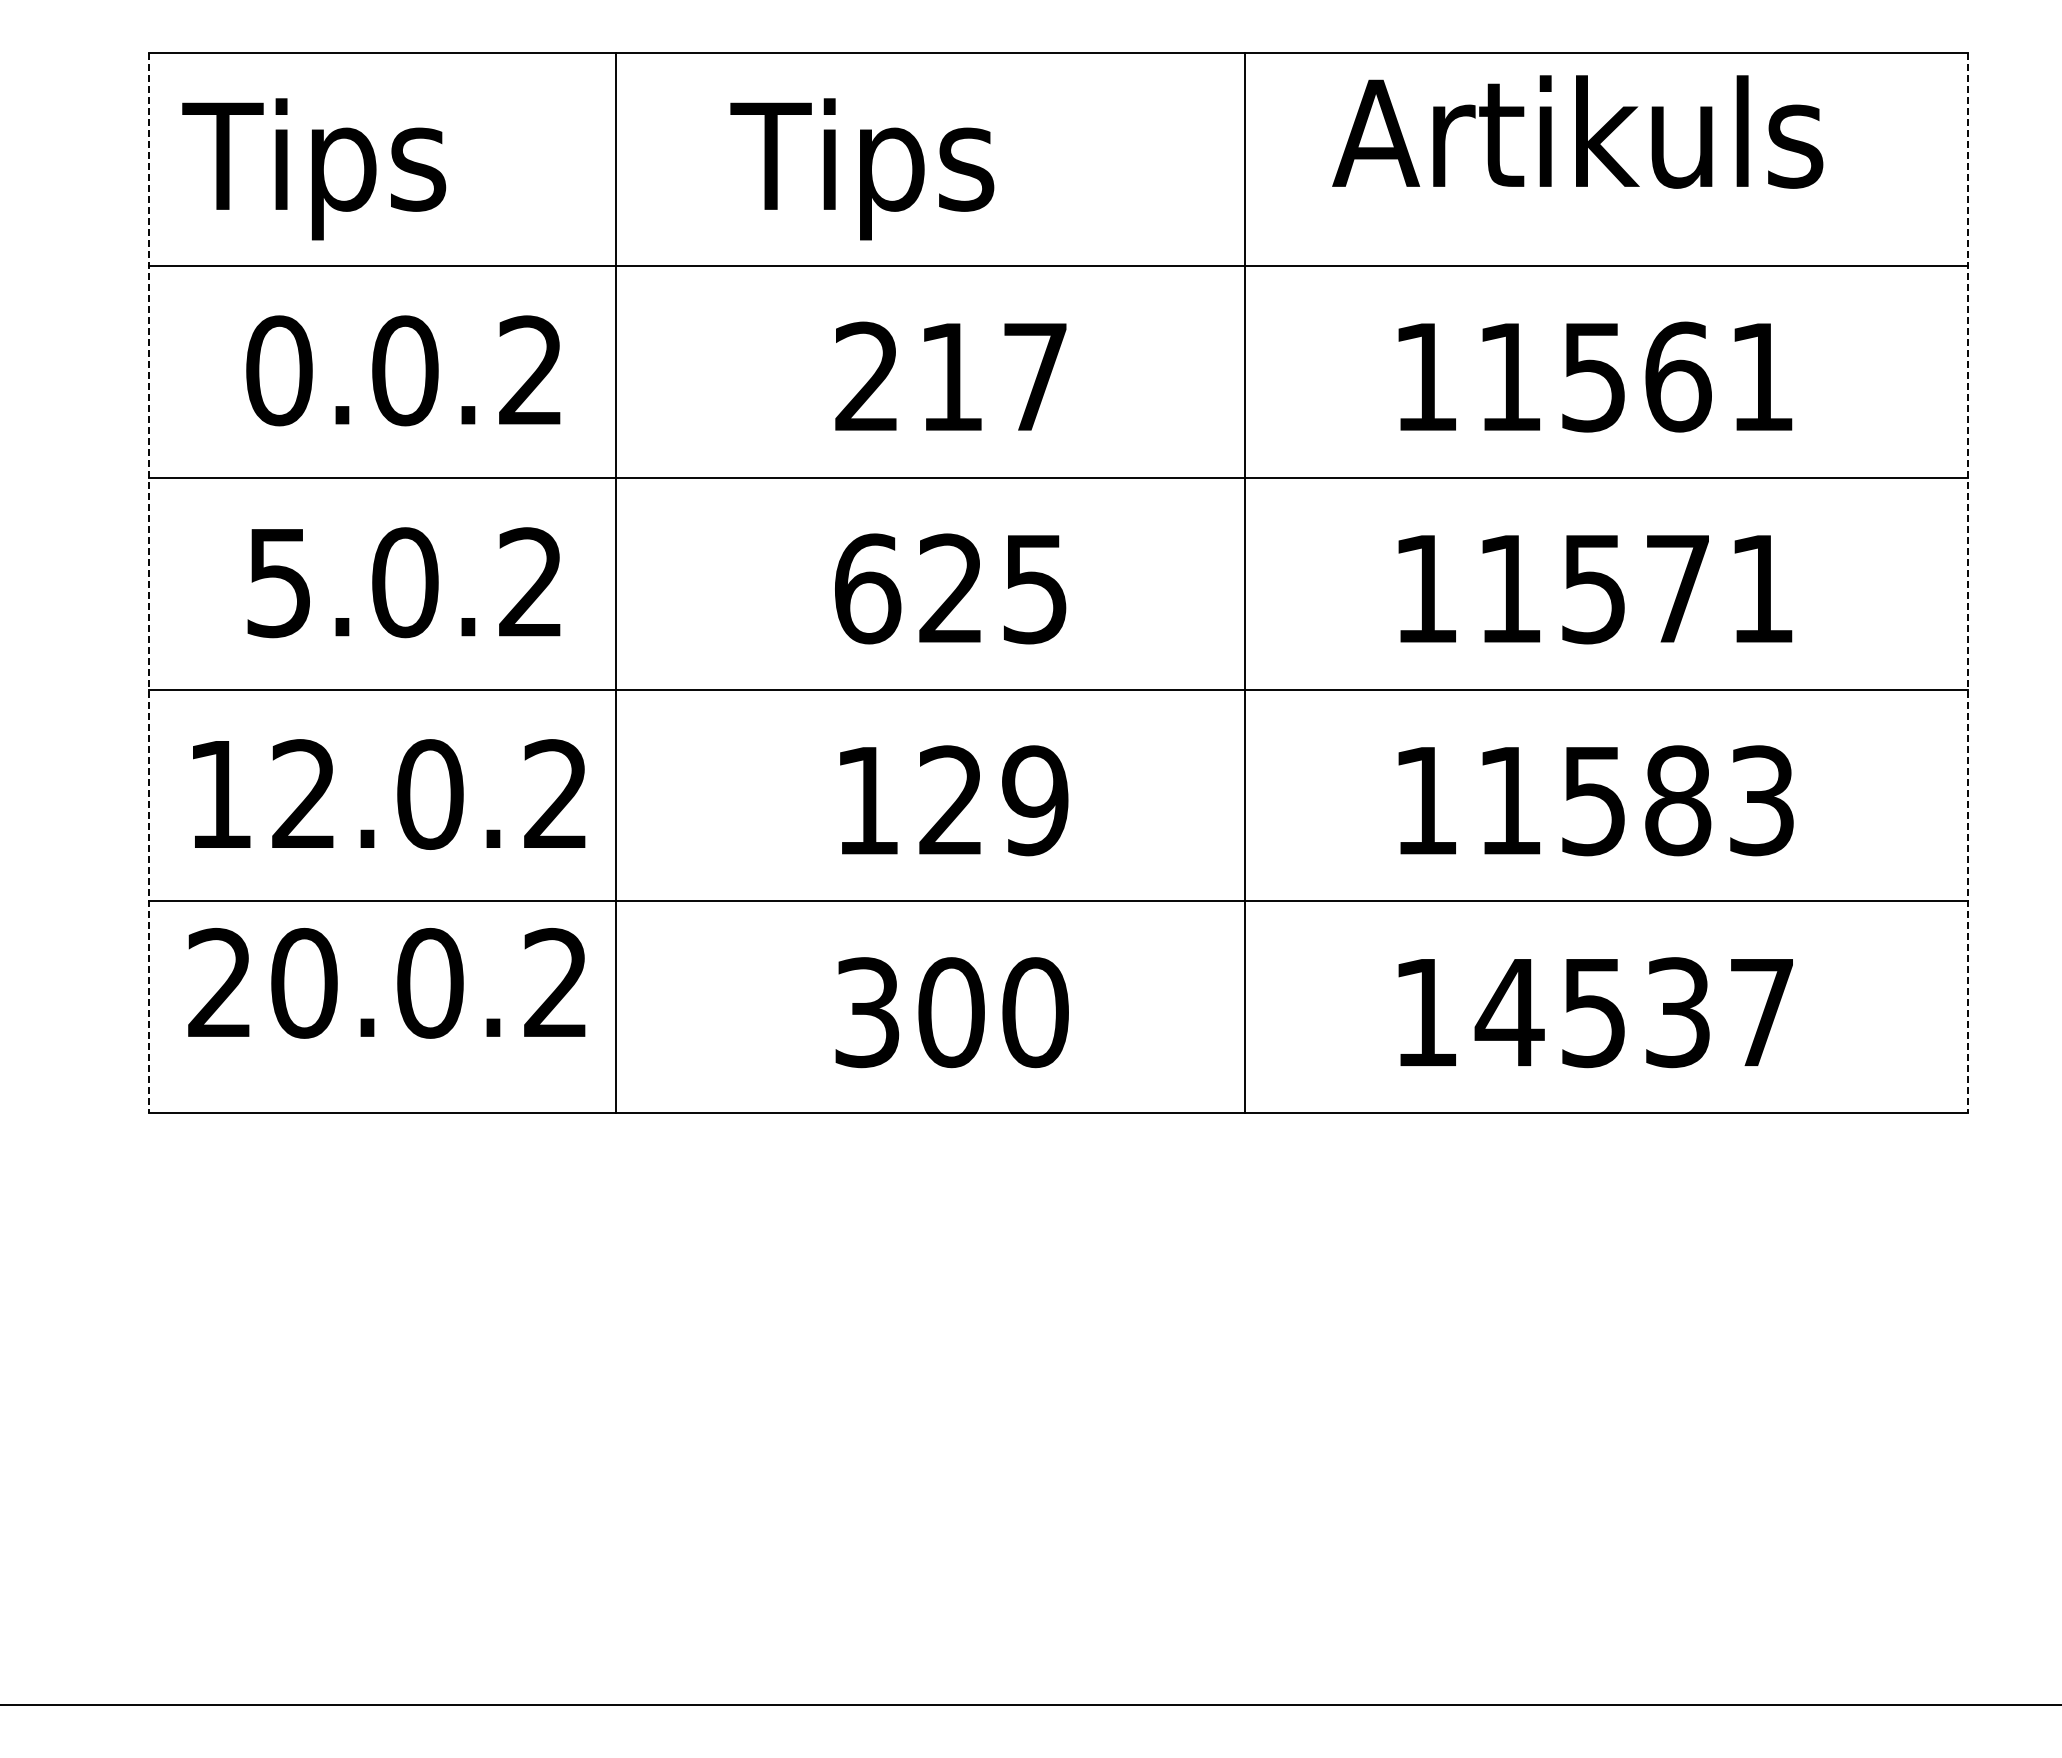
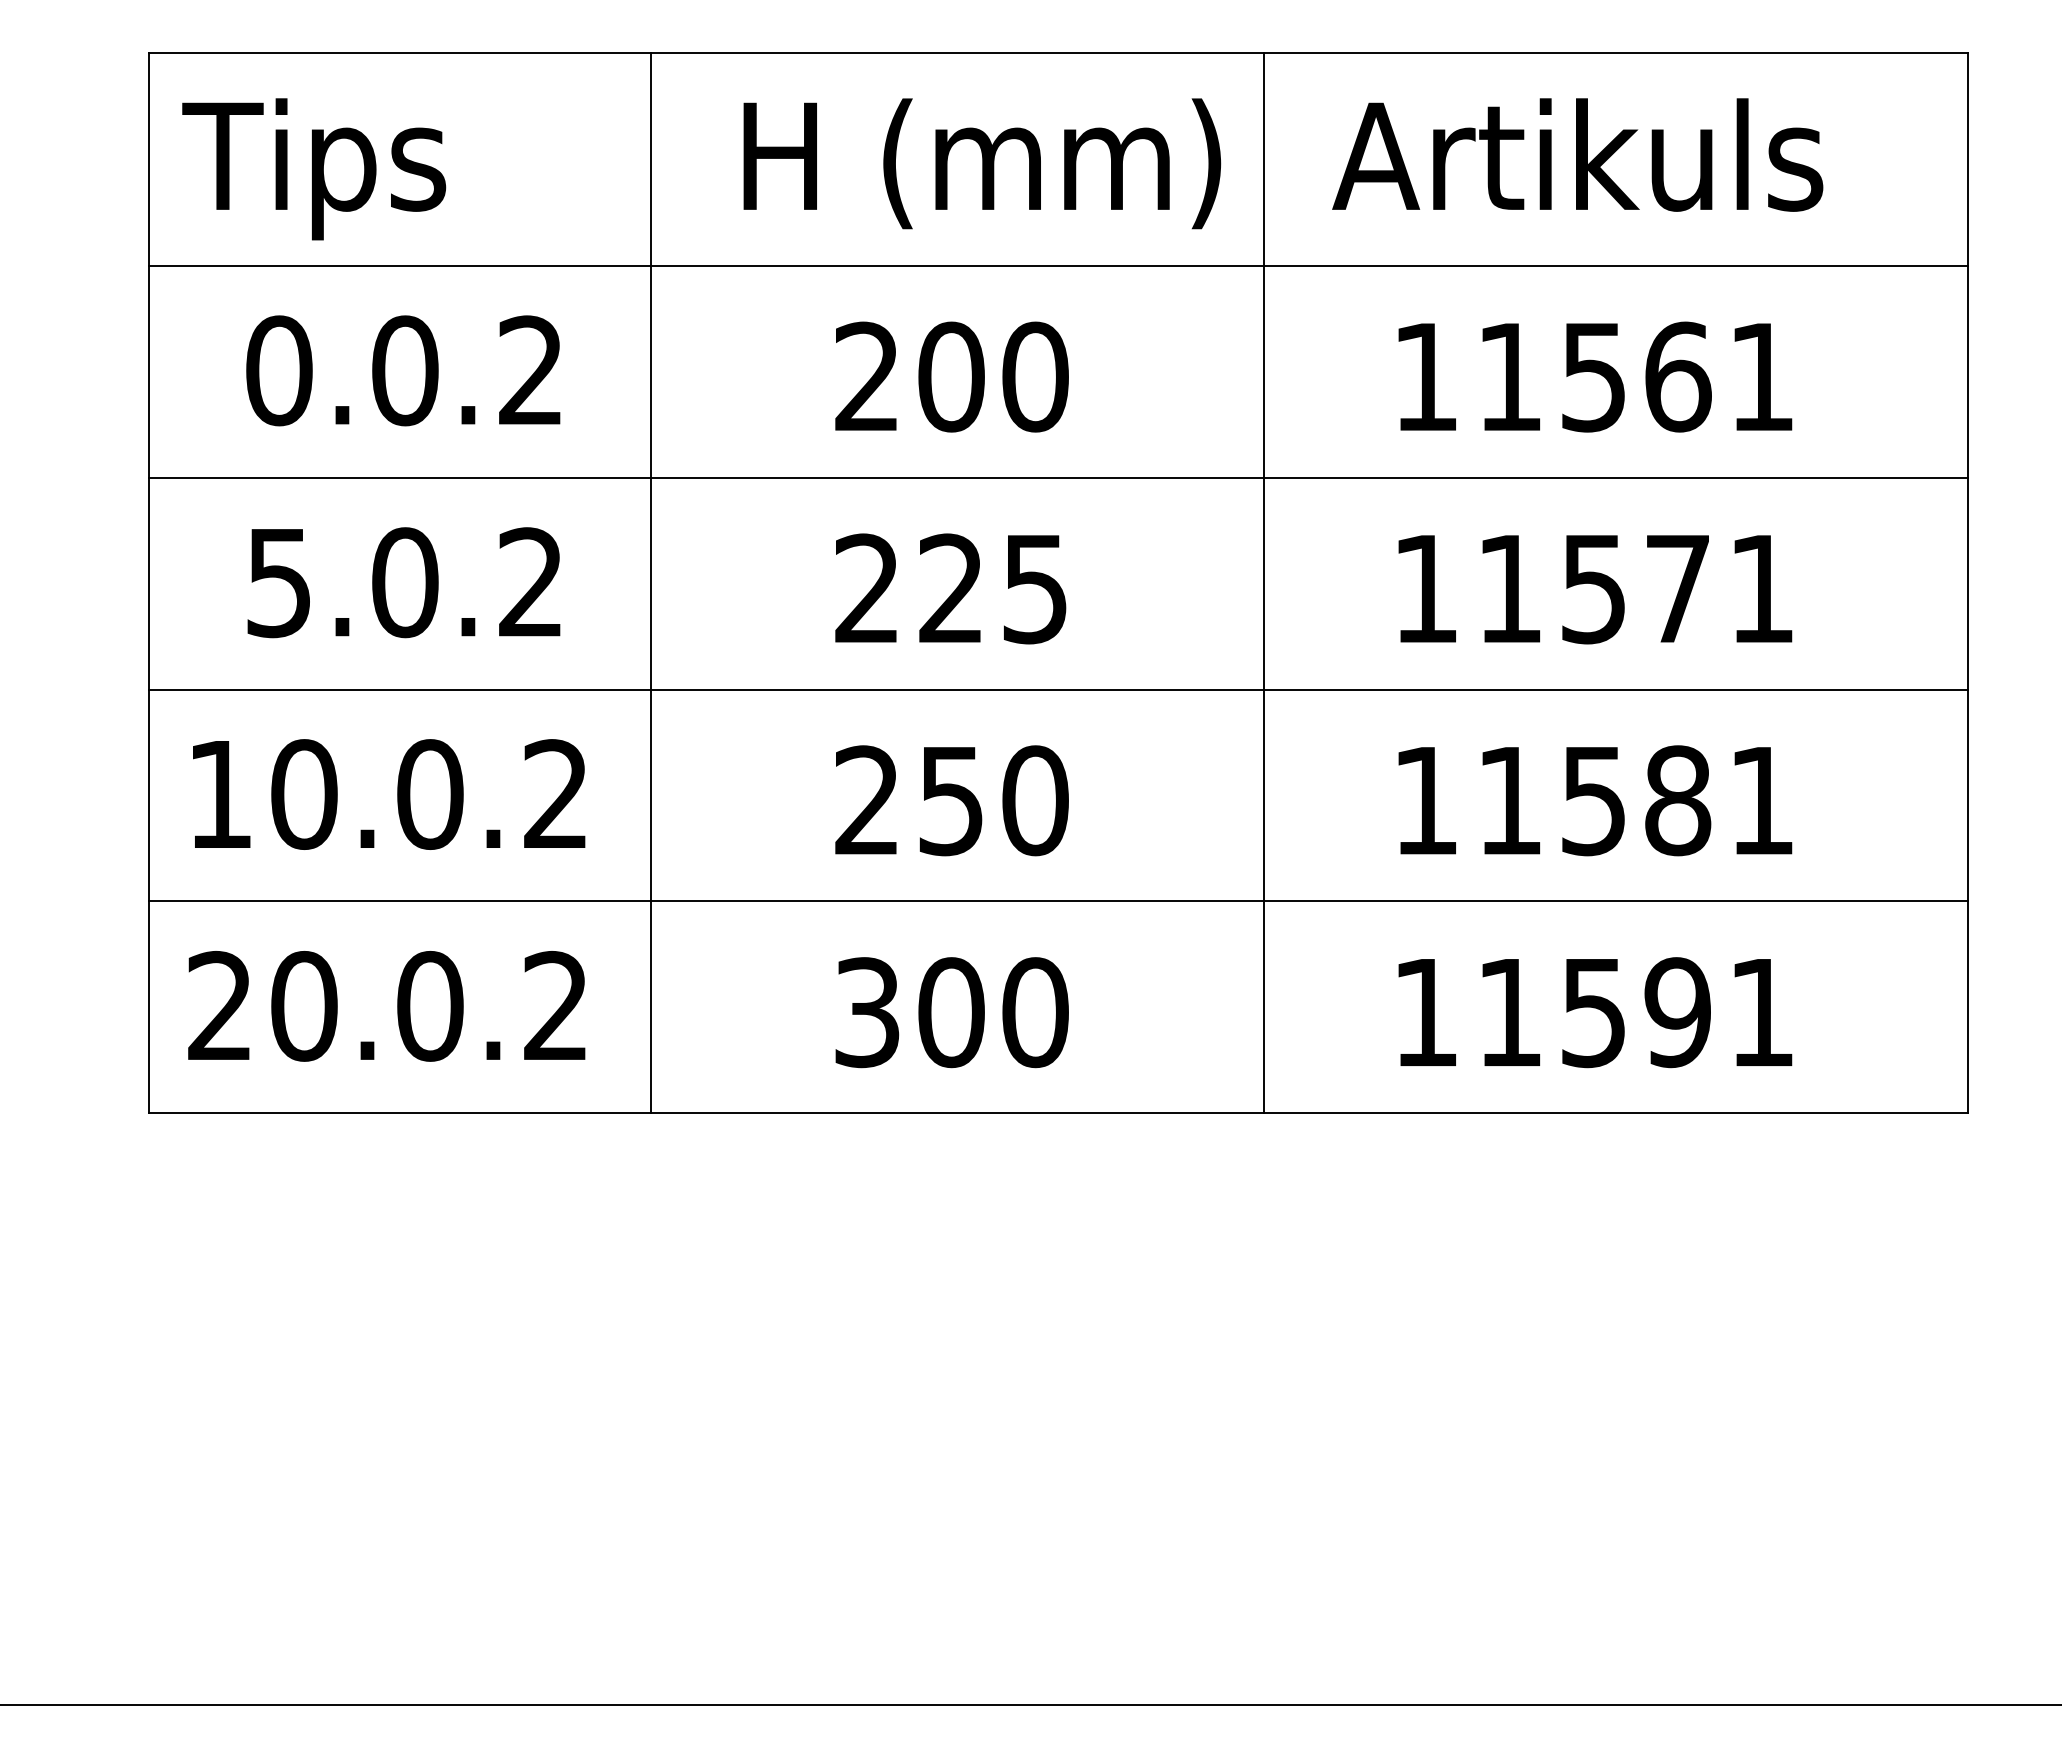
text position: (1577, 131) -> (1577, 154) (1577, 154)
text: Tips -> H (mm) (975, 169)
text: 217 -> 200 (993, 376)
line position: (616, 582) -> (651, 582) (651, 582)
line position: (1244, 582) -> (1263, 582) (1263, 582)
line: dashed -> solid (149, 583)
line: dashed -> solid (1967, 583)
text: 625 -> 225 (868, 588)
text: 12.0.2 -> 10.0.2 (304, 794)
text: 129 -> 250 (951, 800)
text: 11583 -> 11581 (1761, 800)
text position: (386, 983) -> (386, 1006) (386, 1006)
text: 14537 -> 11591 (1633, 1012)
